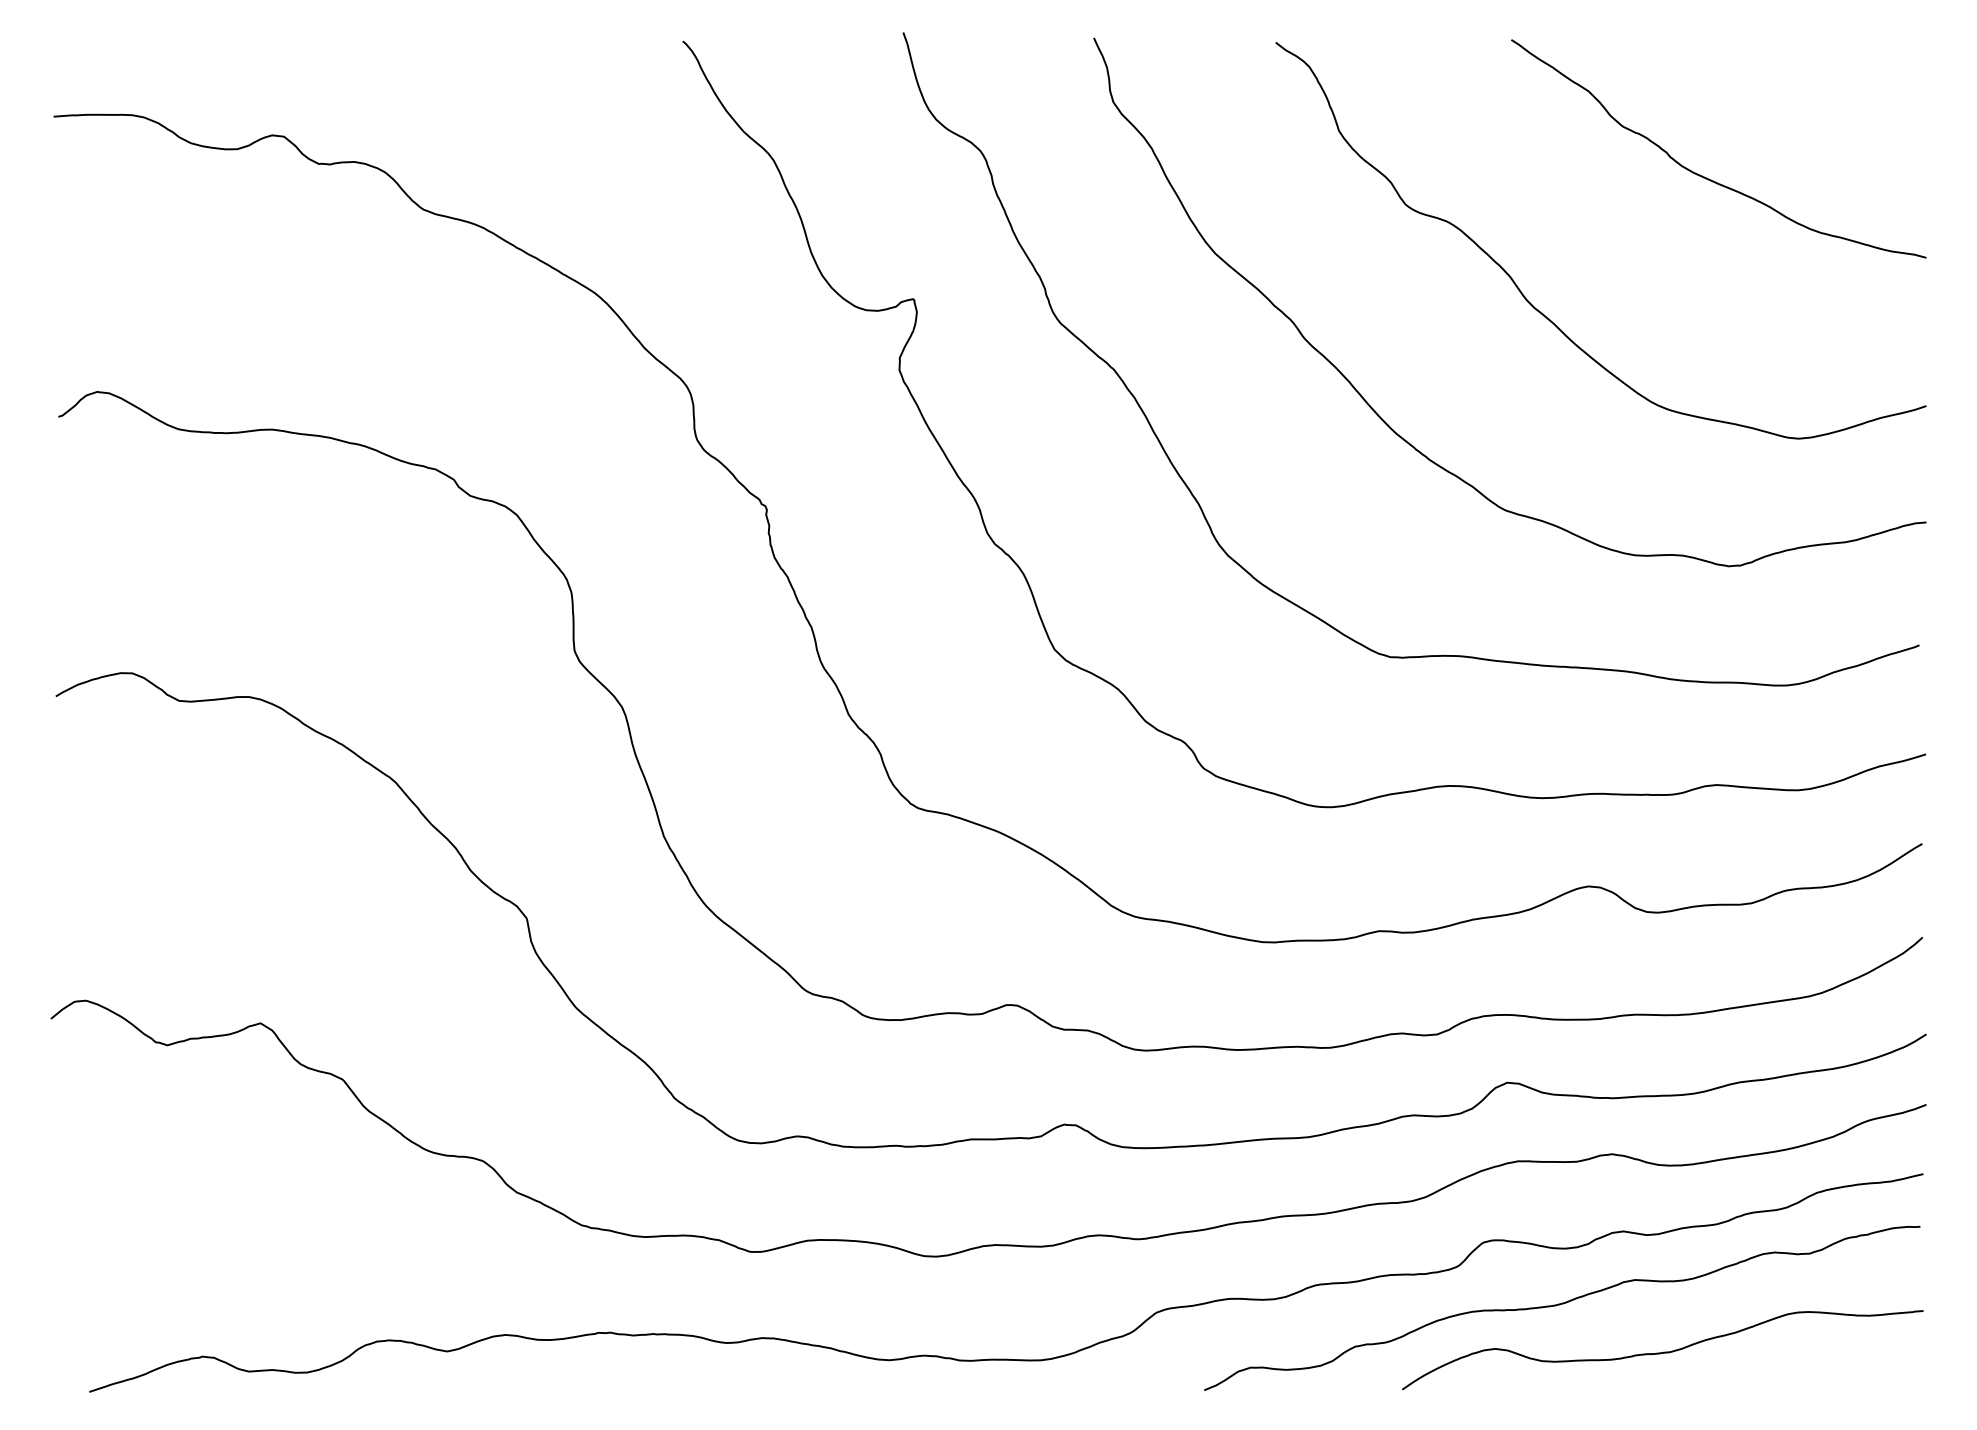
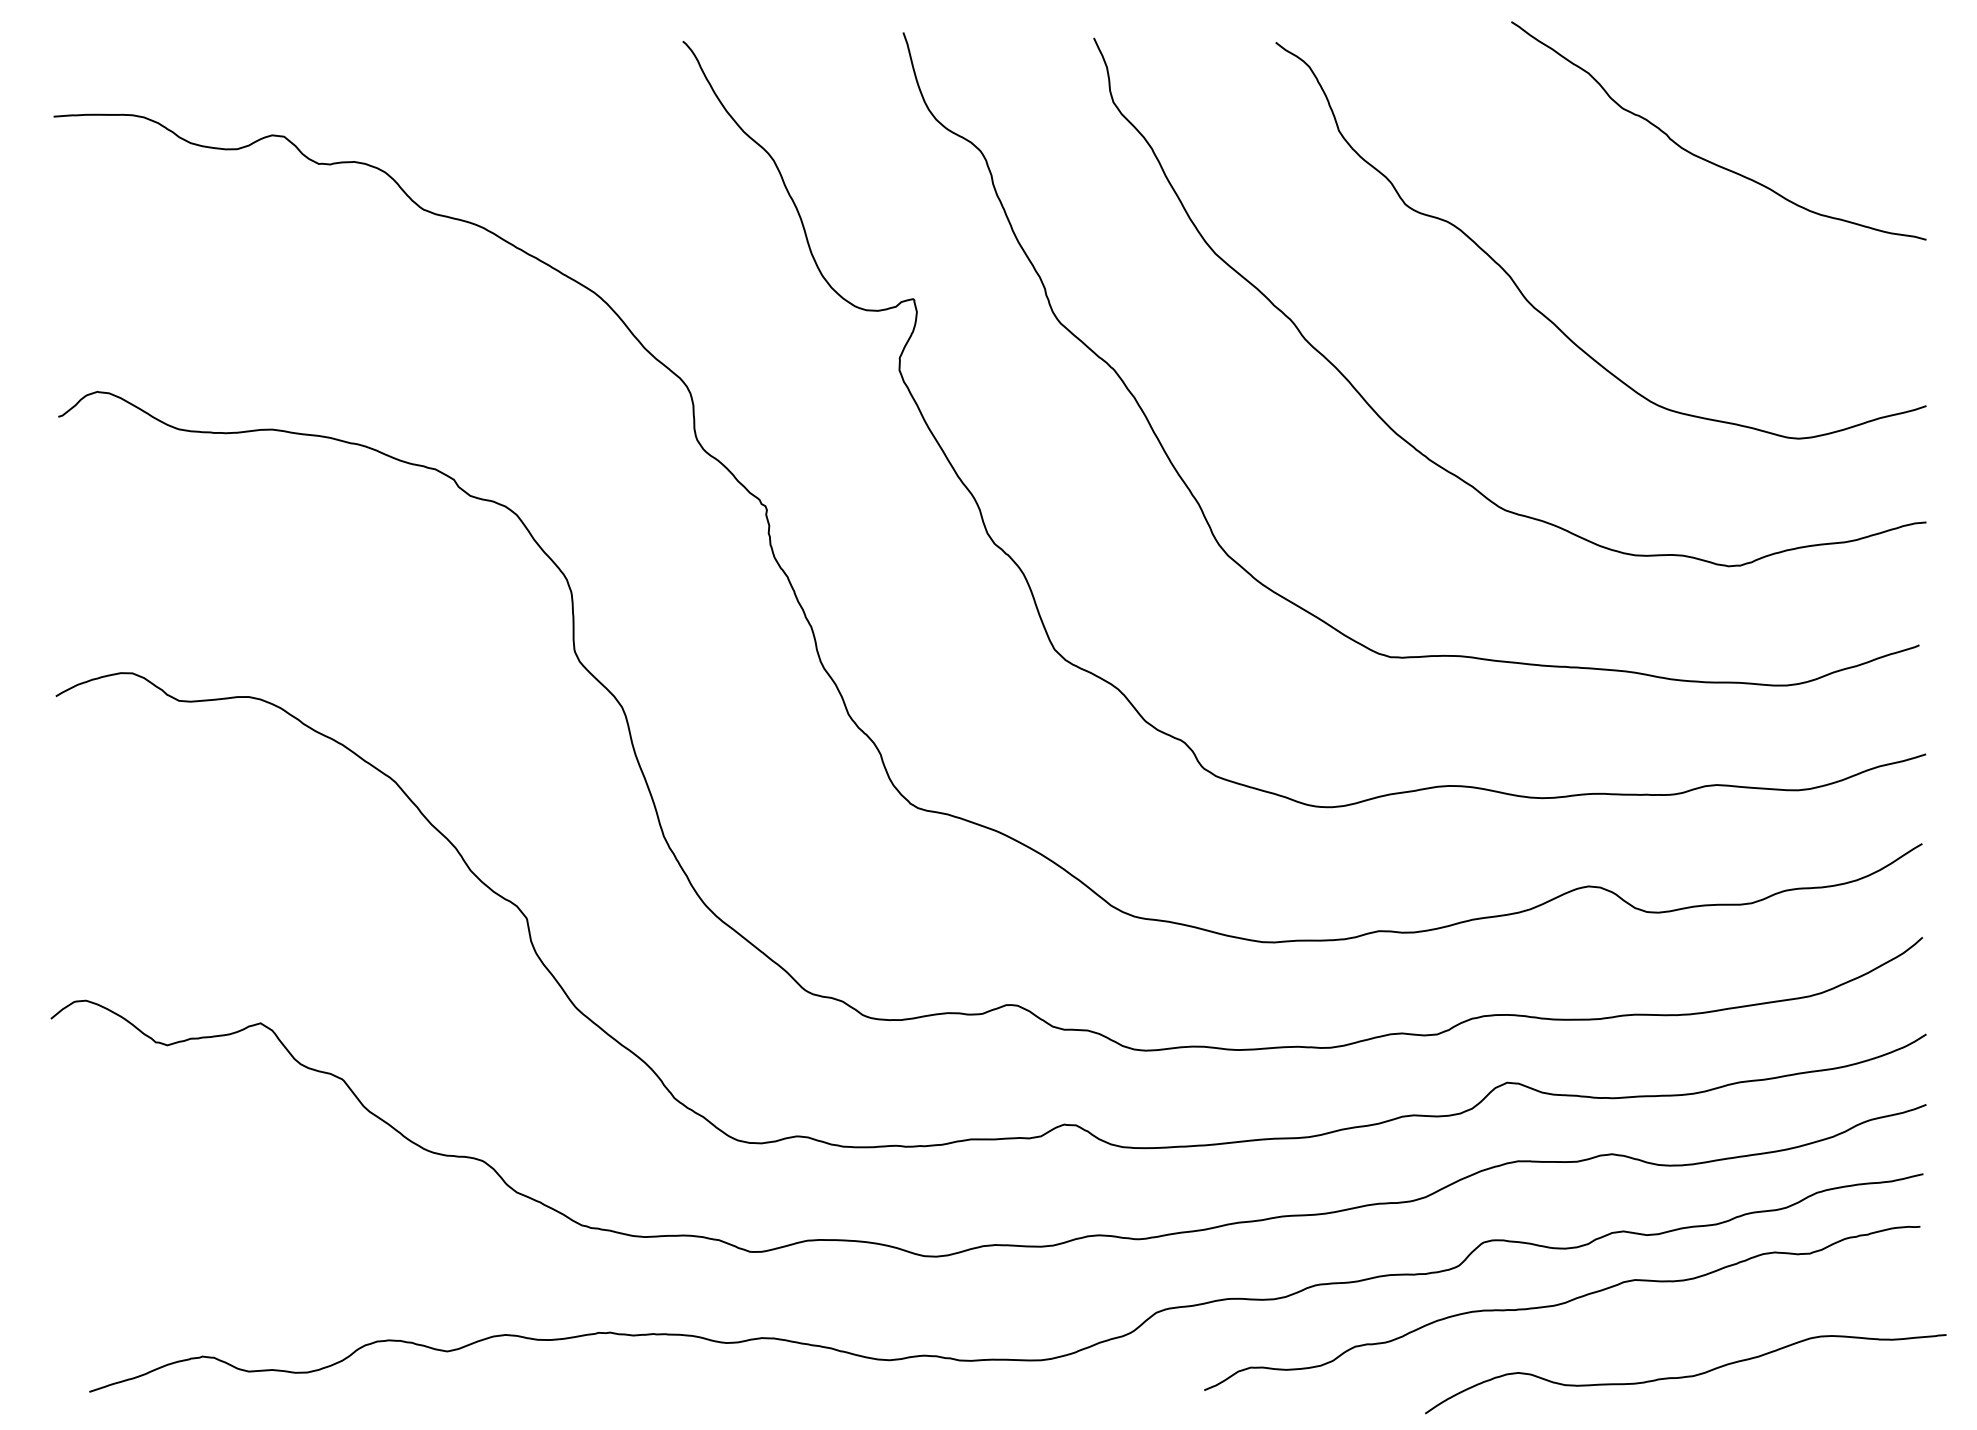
curve position: (1704, 176) -> (1704, 158) (1704, 158)
curve position: (1663, 1351) -> (1686, 1375) (1686, 1375)
